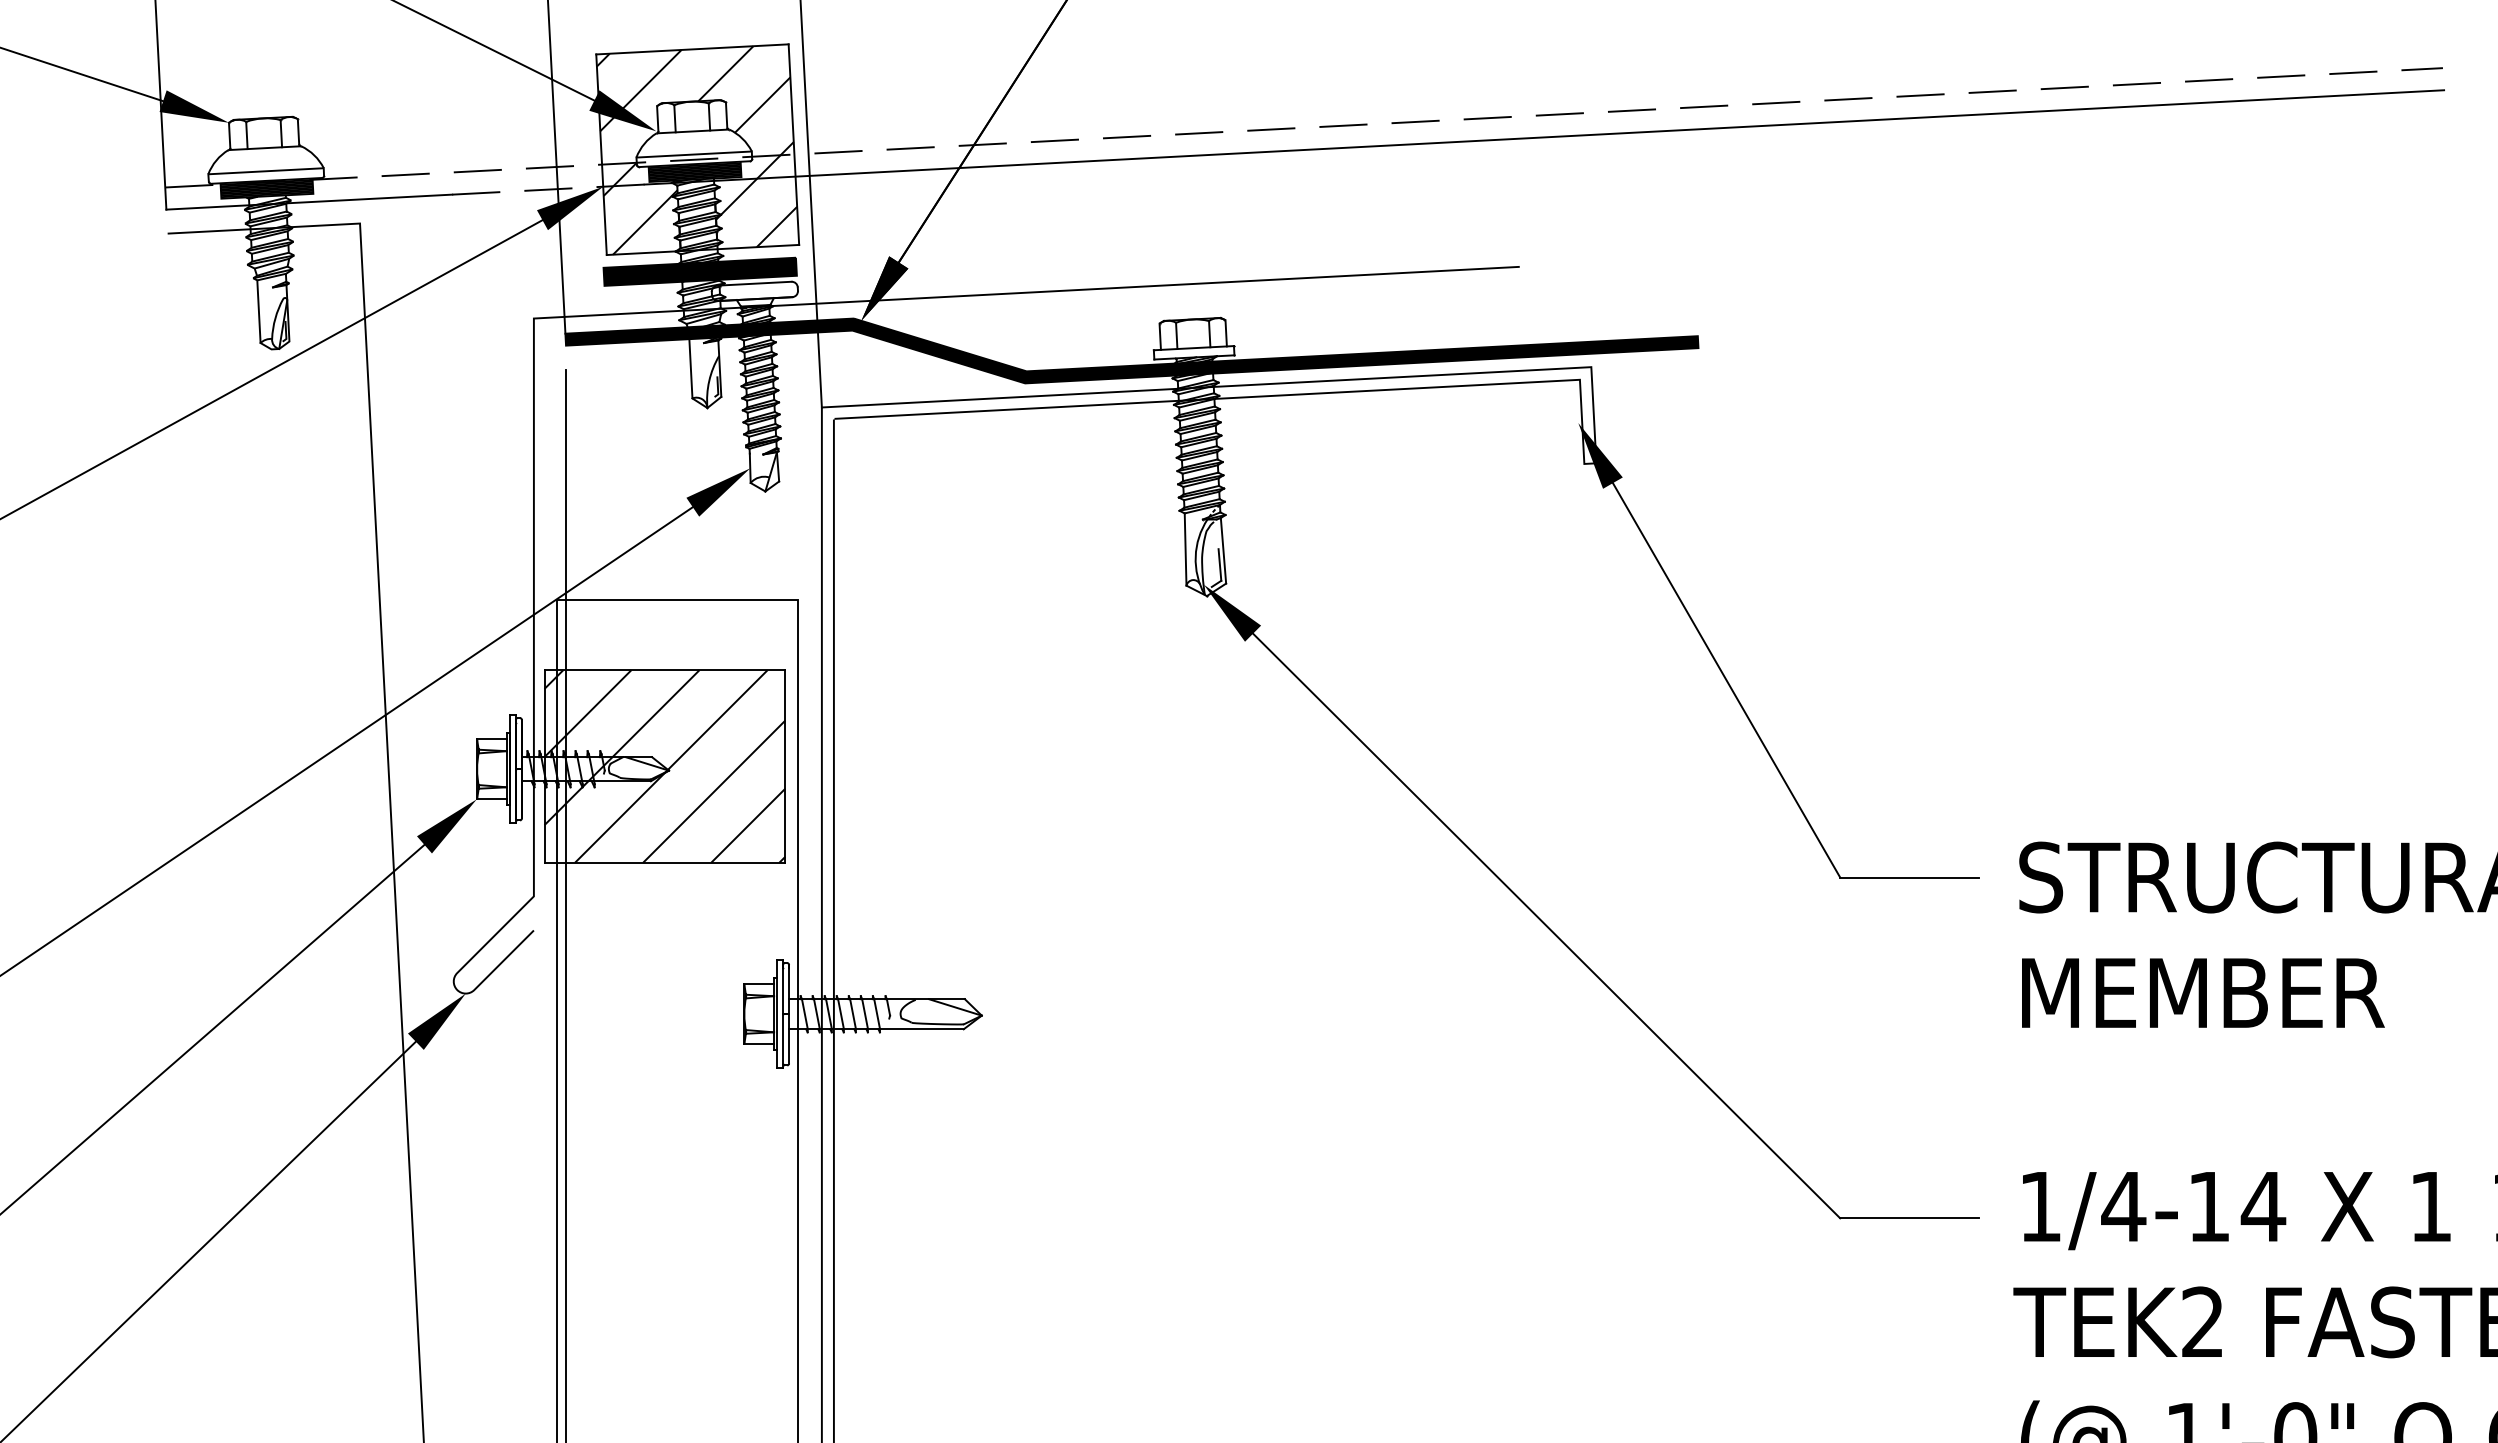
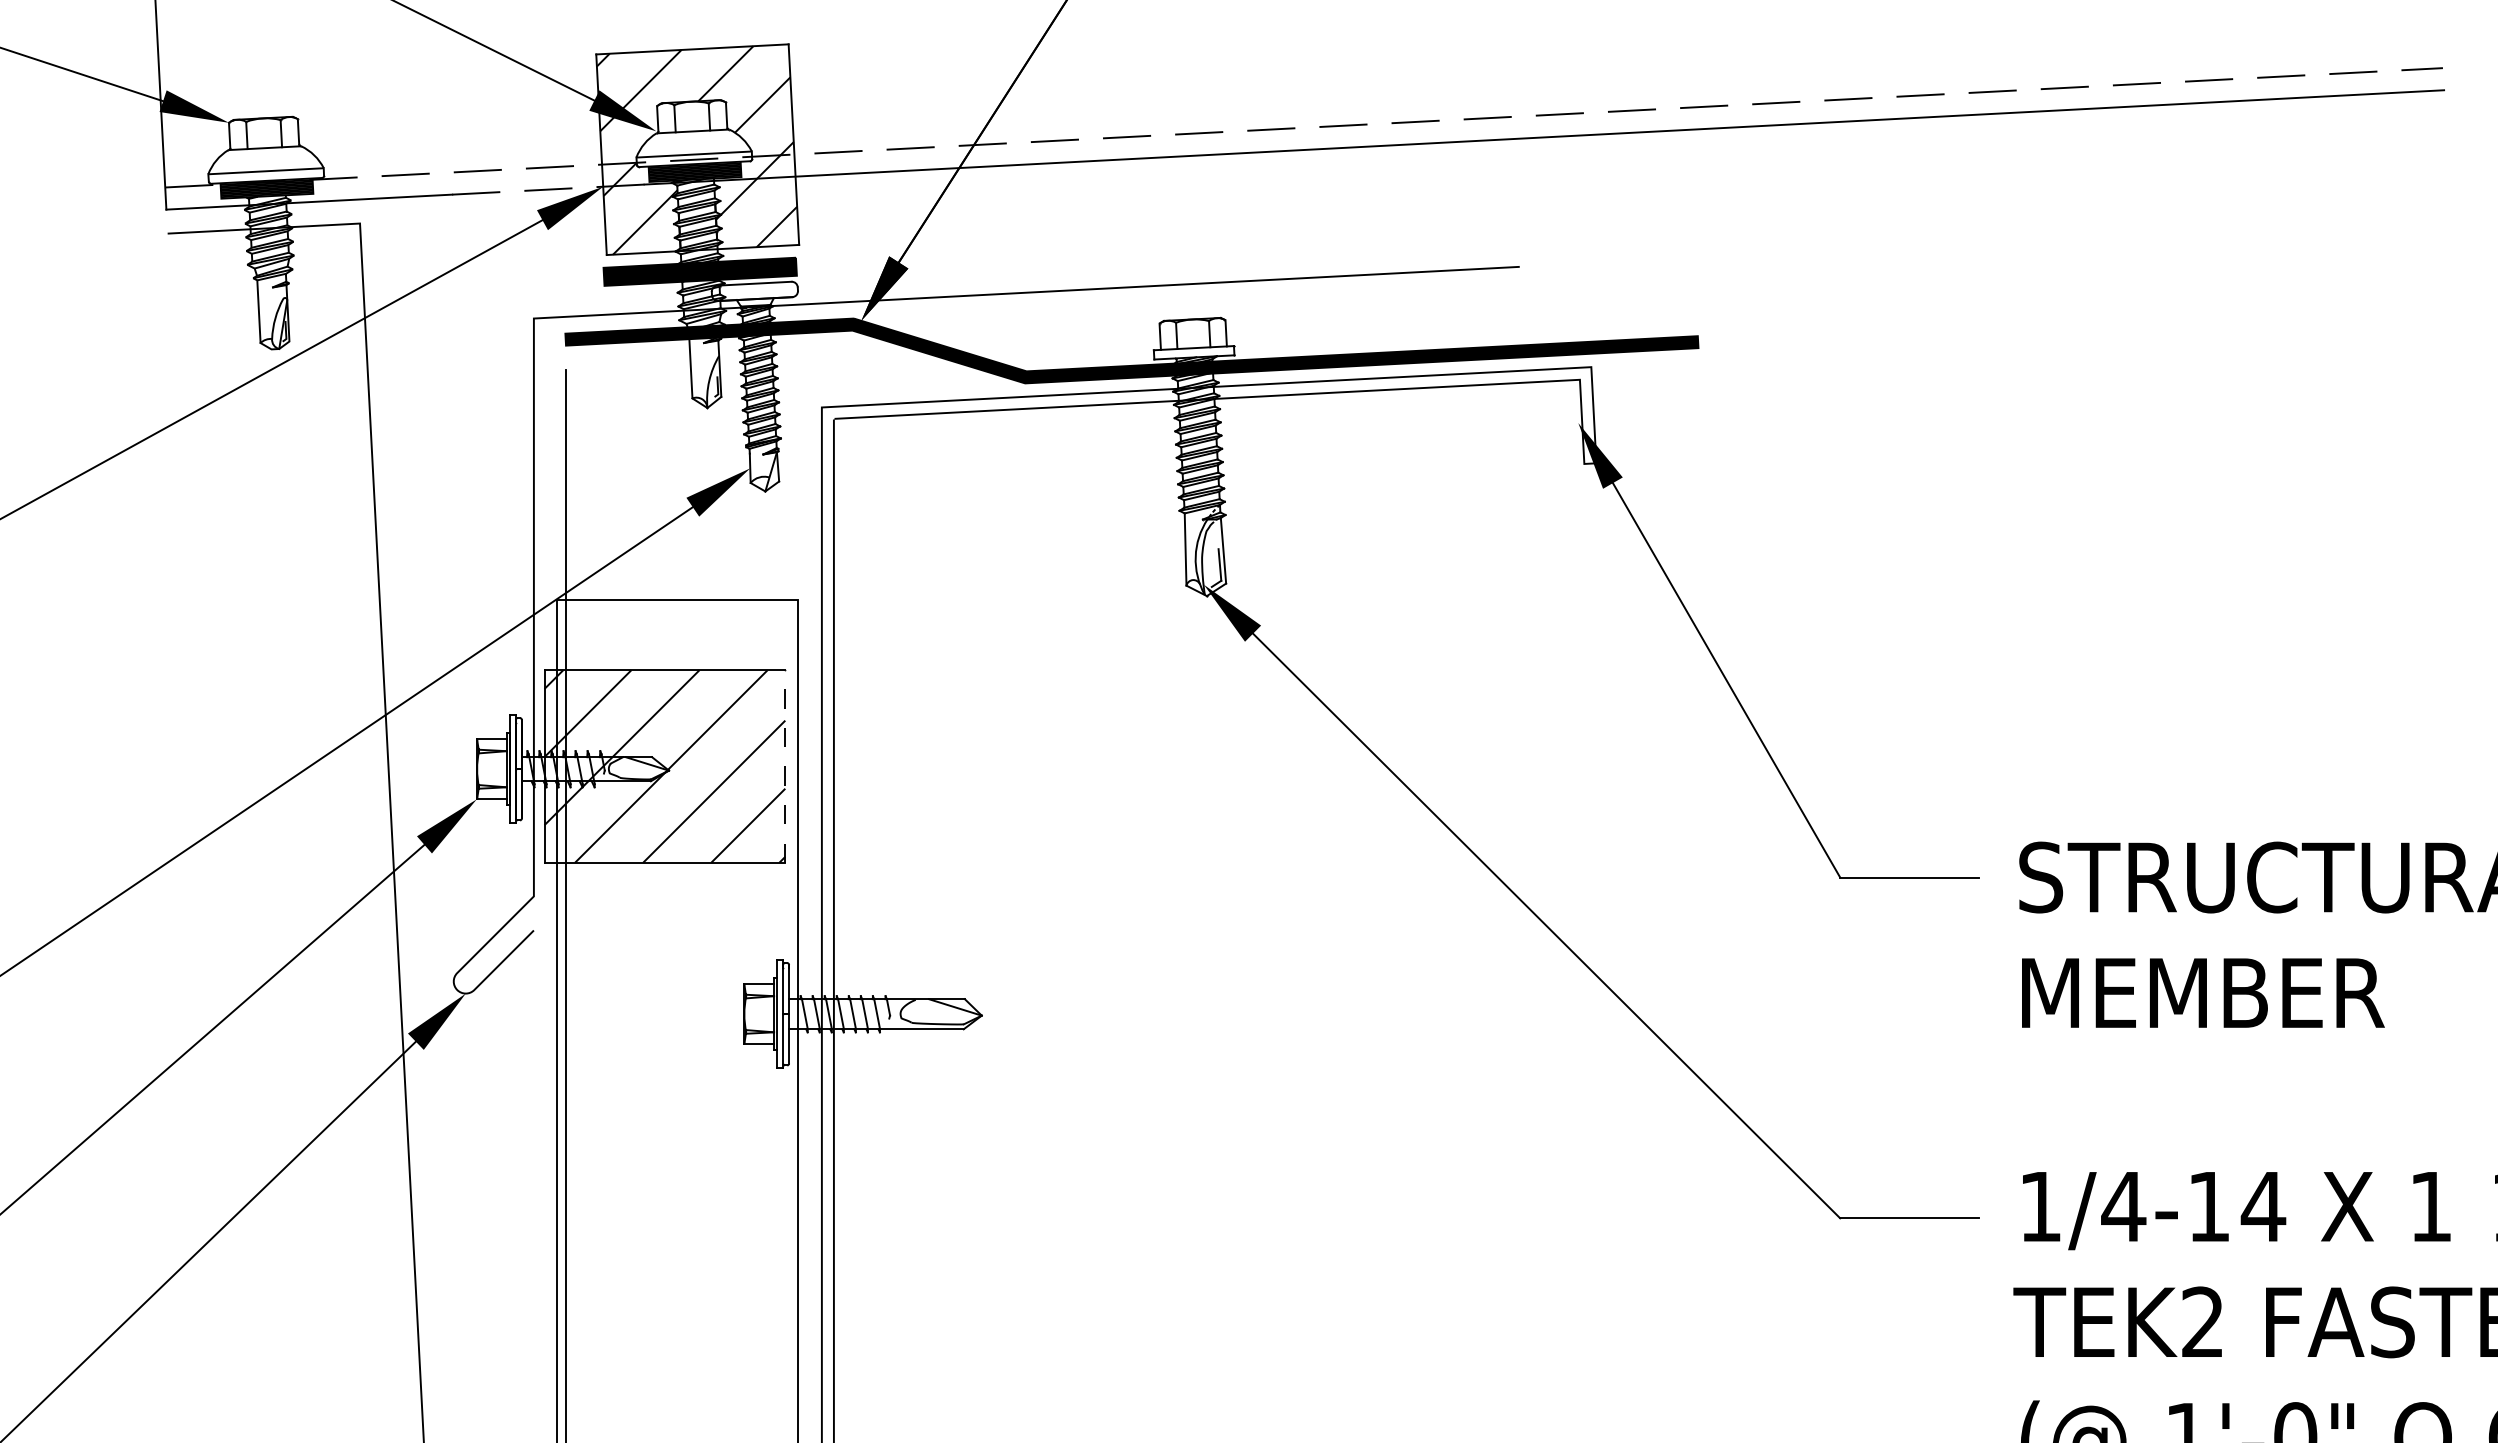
line: present -> none (556, 167)
line: present -> none (810, 204)
line: solid -> dashed (785, 765)
